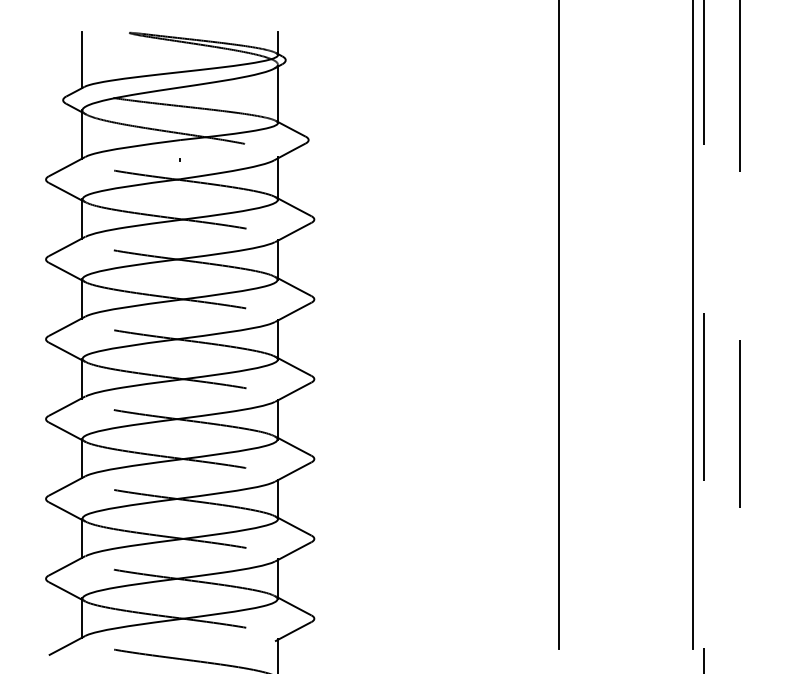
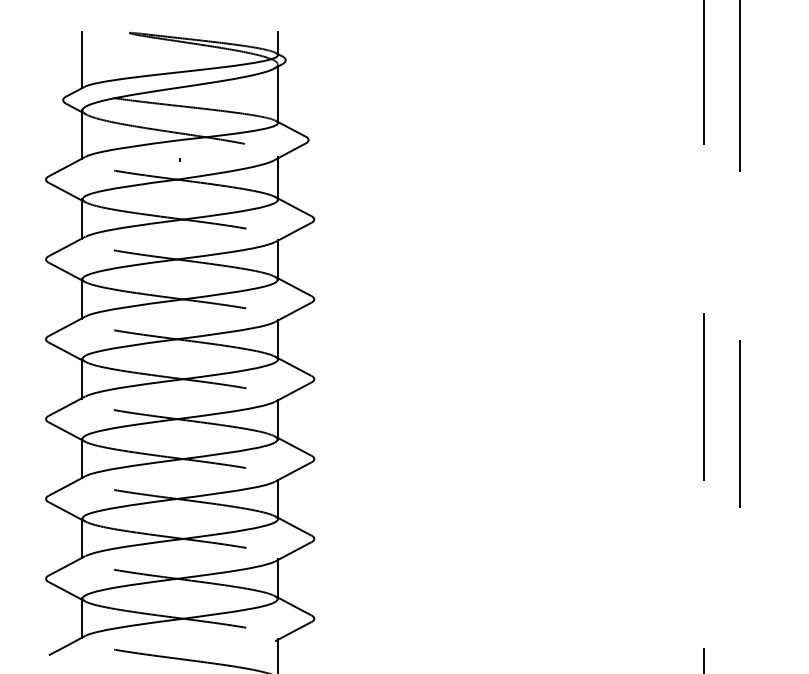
line: present -> none (558, 325)
line: present -> none (693, 325)
